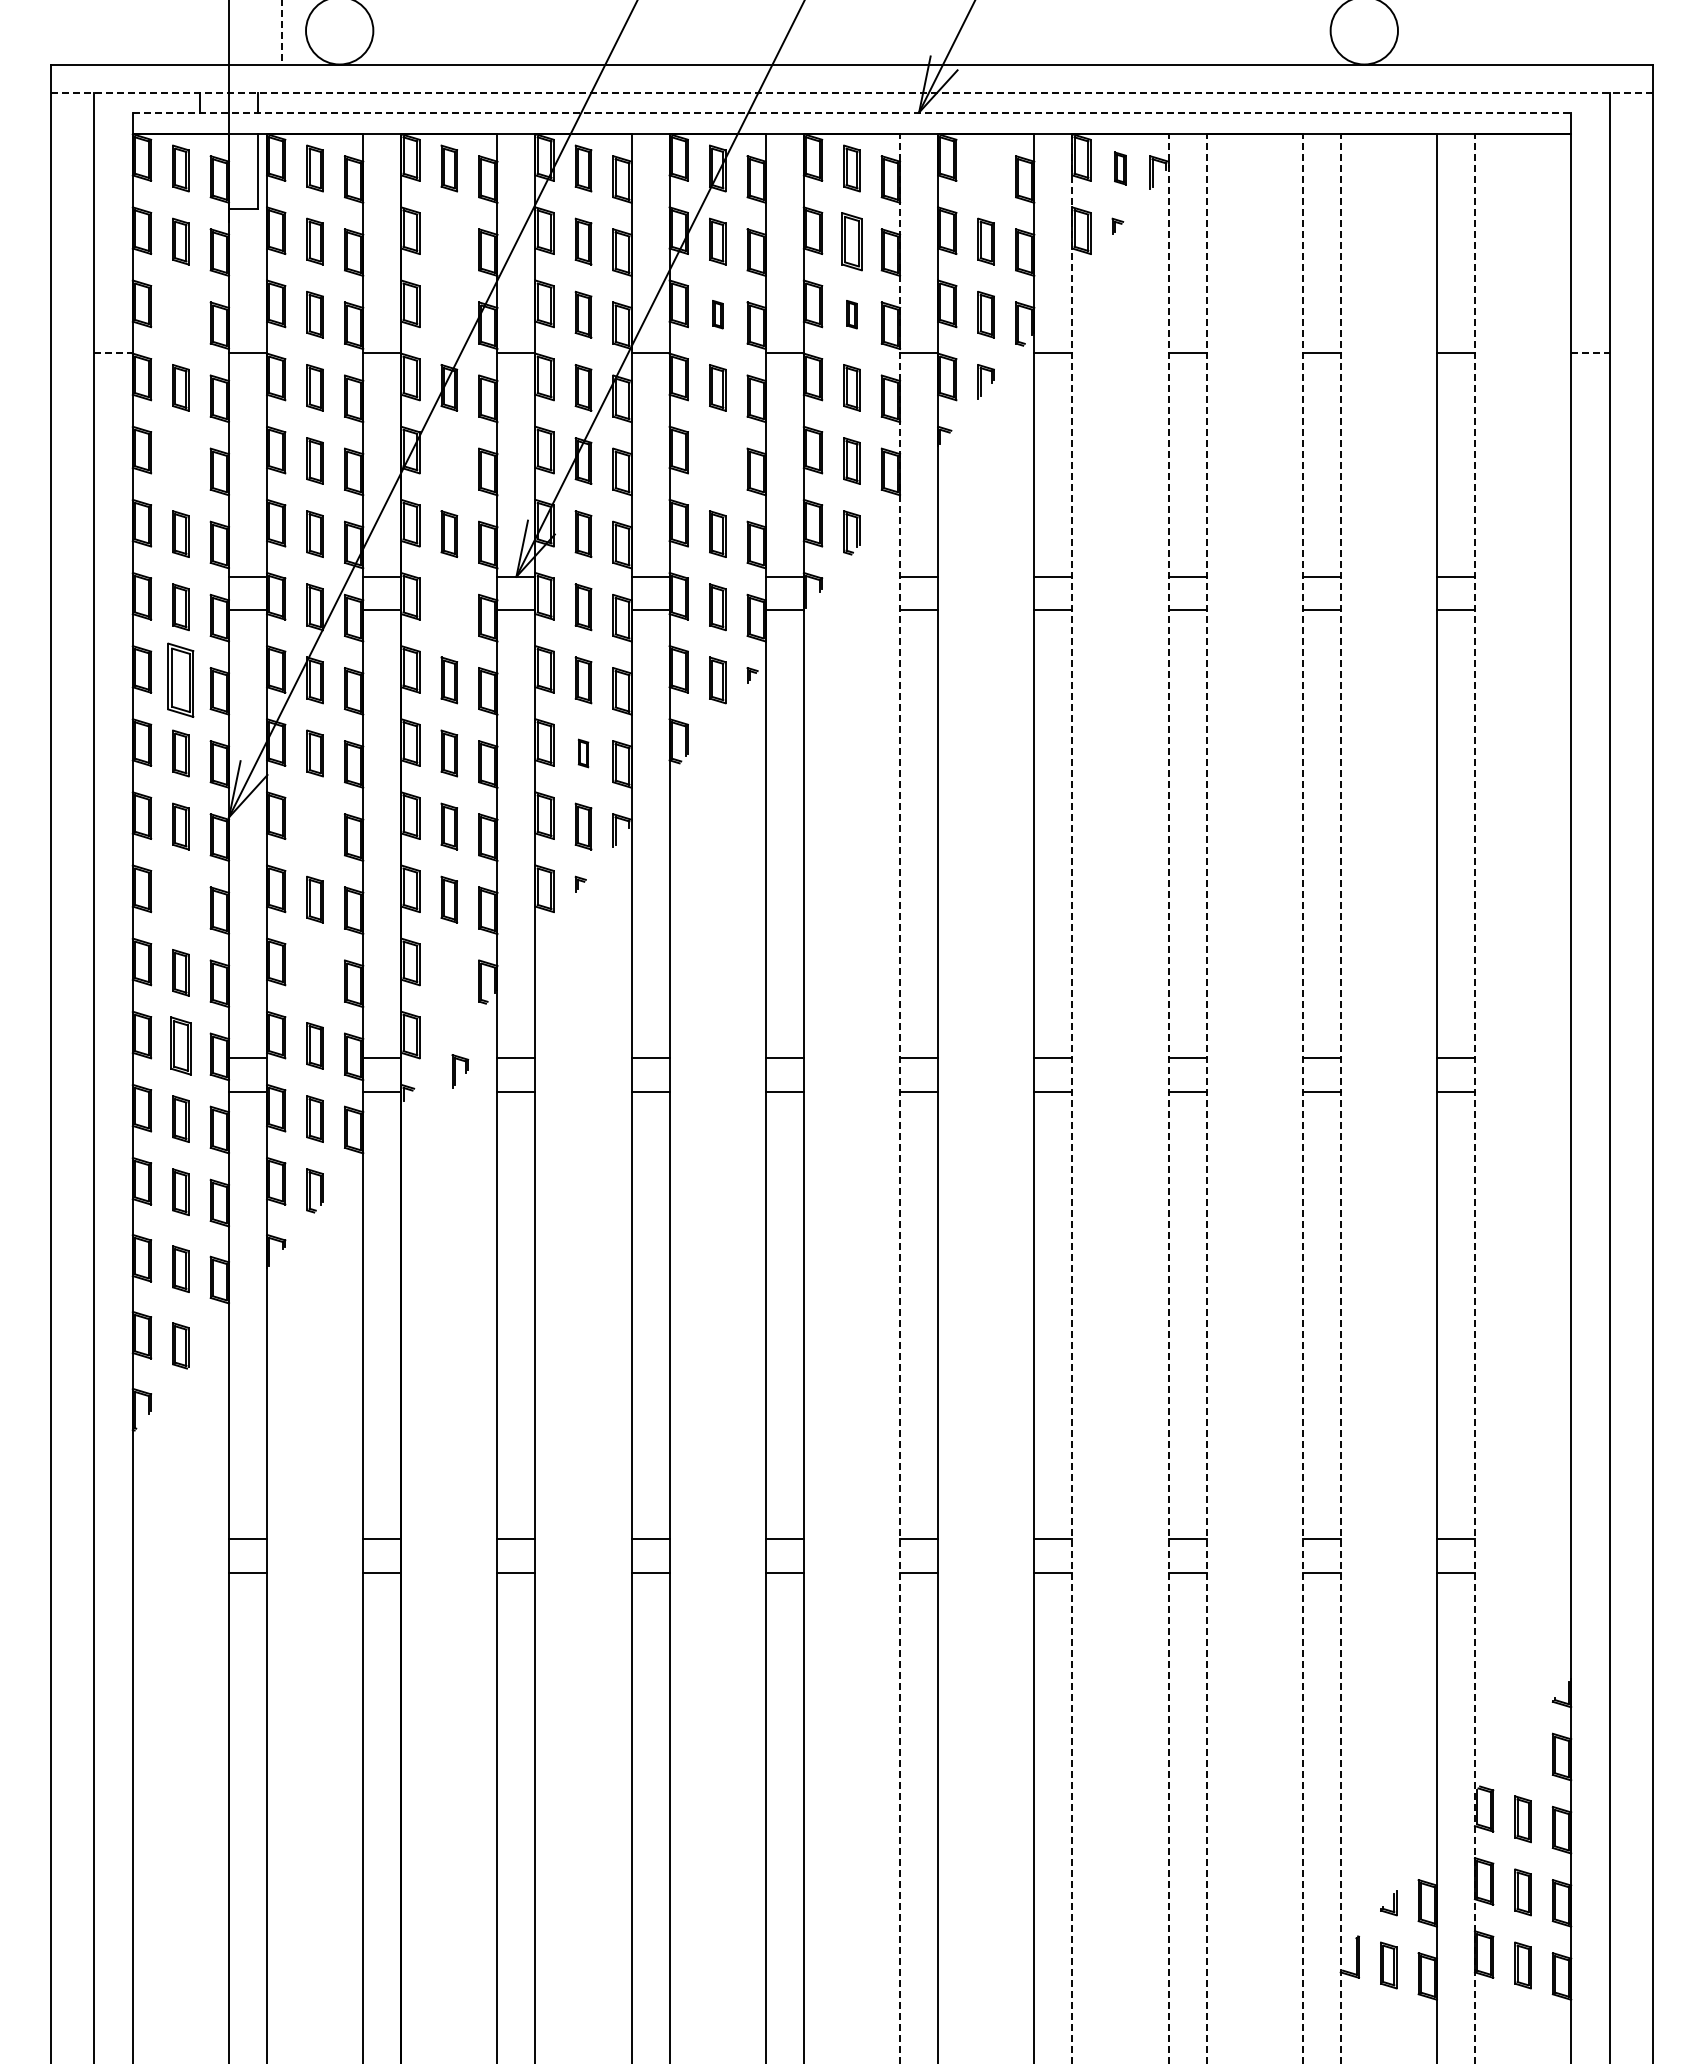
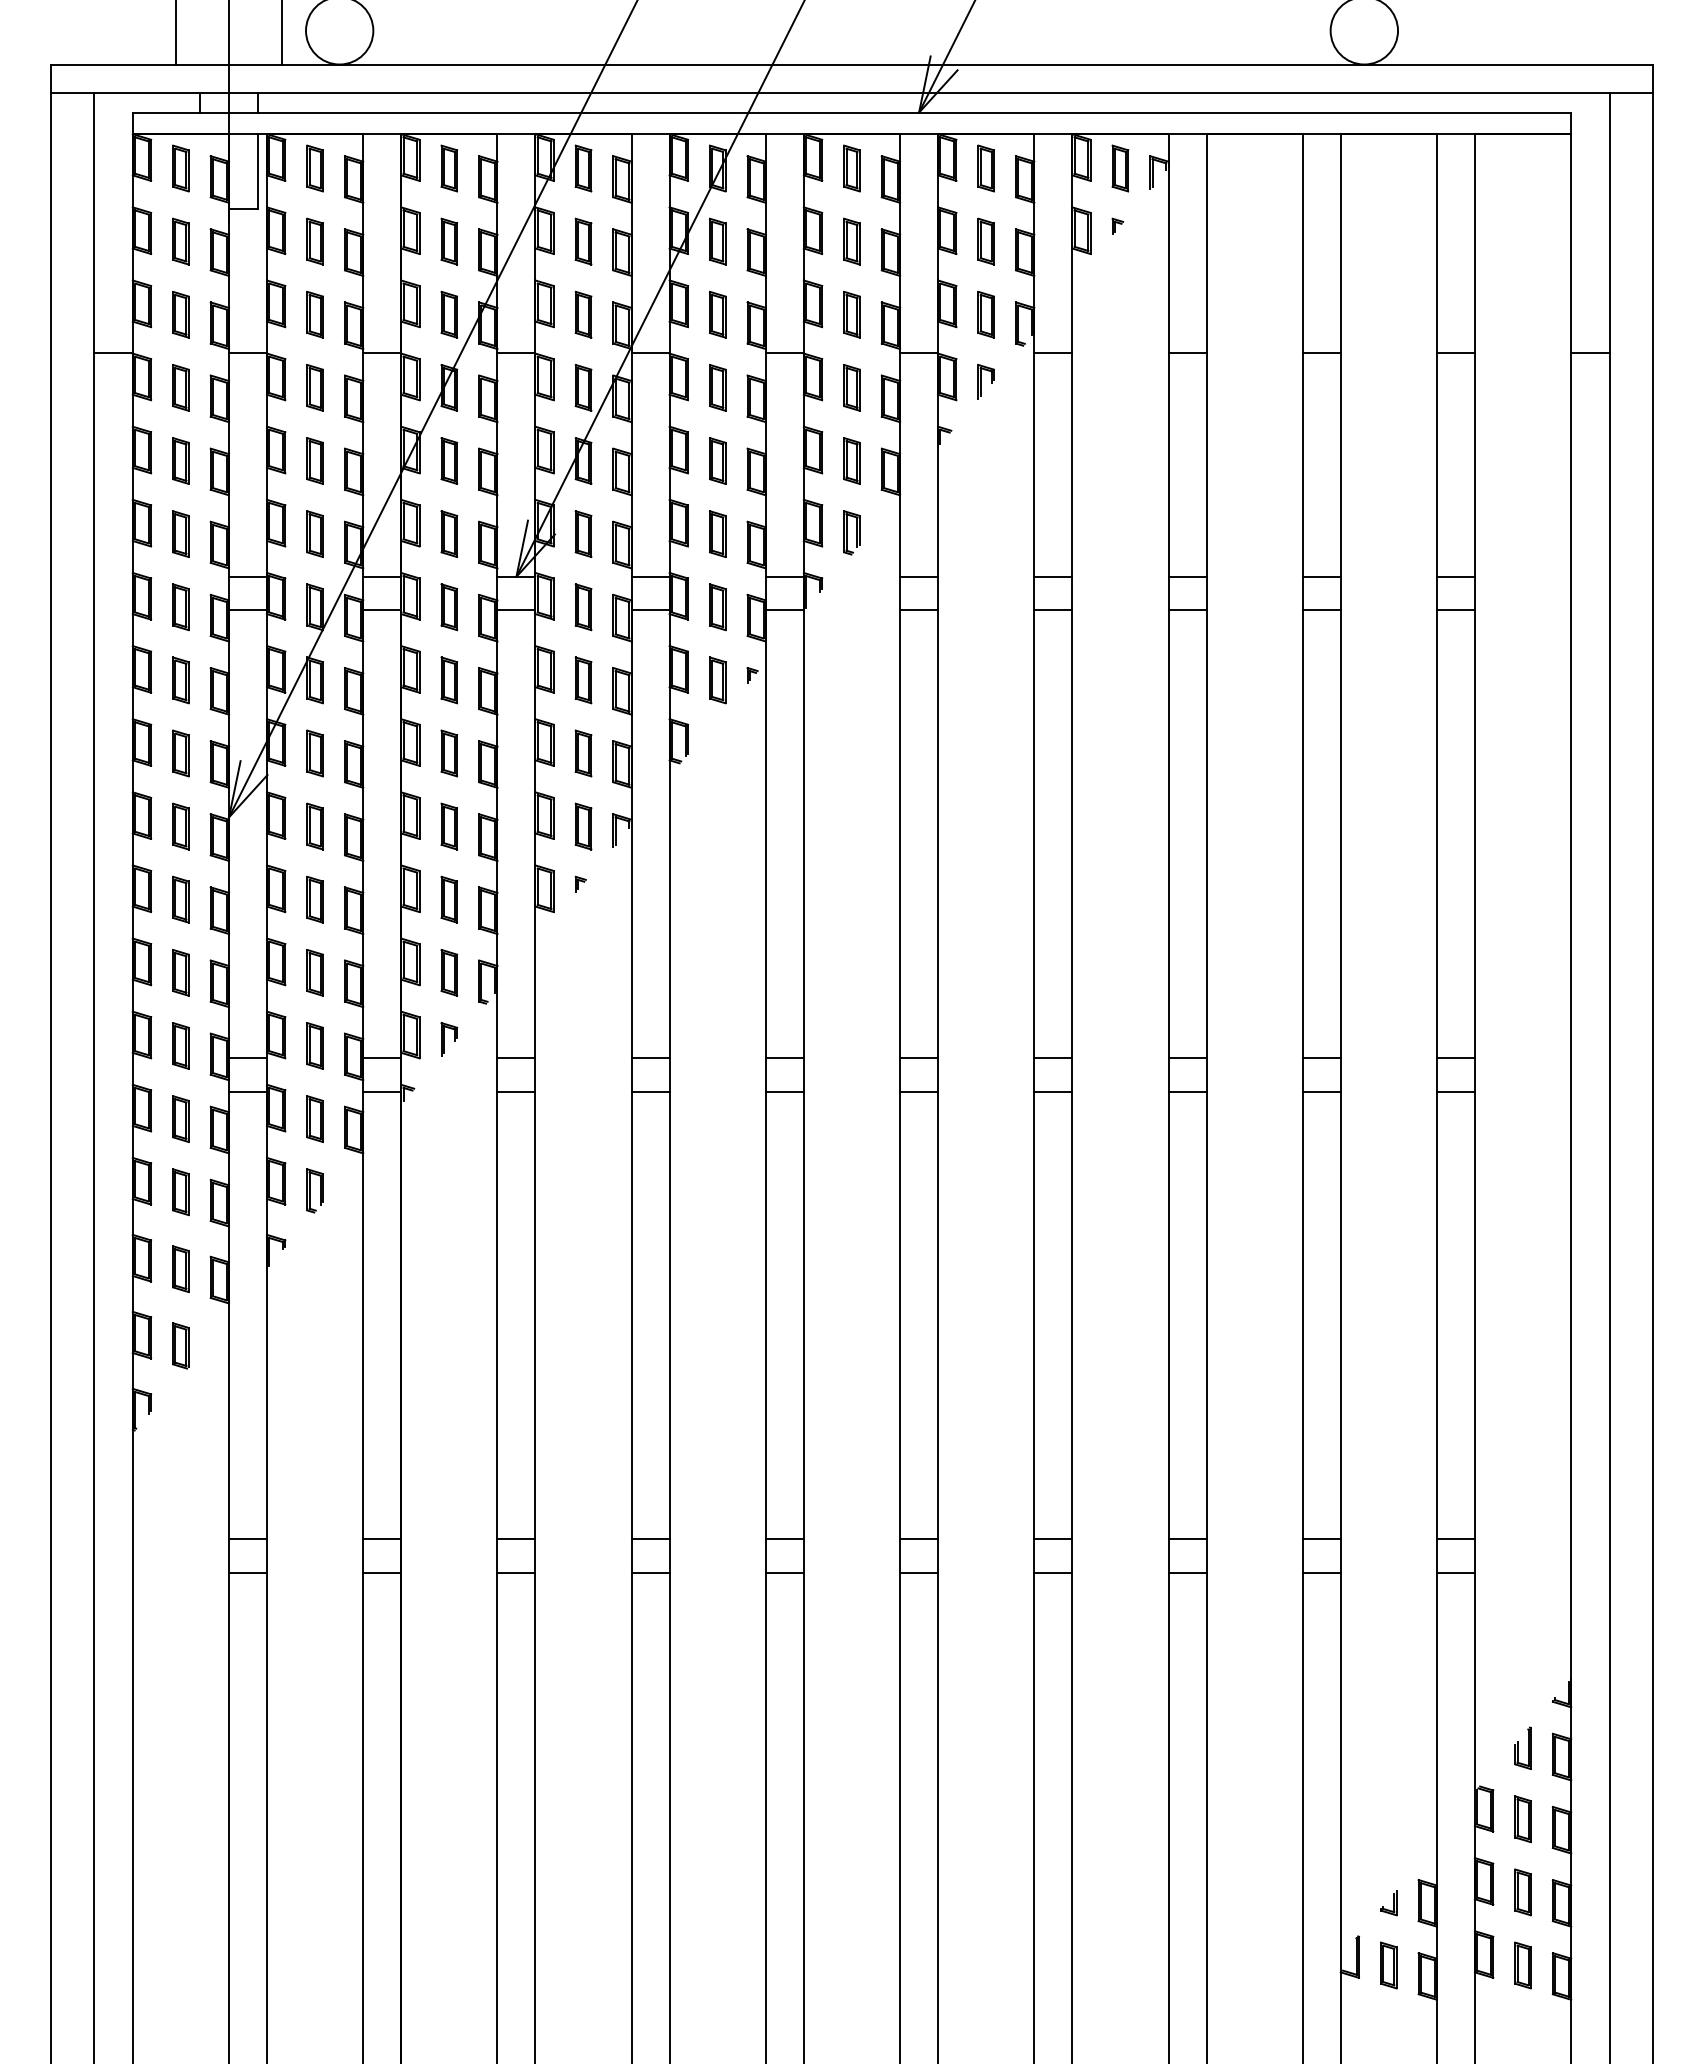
line: dashed -> solid (281, 32)
line: none -> present (176, 33)
line: dashed -> solid (852, 93)
line: dashed -> solid (852, 112)
part: none -> present (985, 168)
part size: 13x35 px -> 19x49 px (1120, 168)
part: none -> present (449, 241)
part size: 22x60 px -> 18x49 px (851, 241)
part: none -> present (180, 314)
part: none -> present (449, 314)
part size: 12x30 px -> 18x49 px (717, 314)
part size: 12x30 px -> 18x49 px (851, 314)
line: dashed -> solid (114, 353)
line: dashed -> solid (1590, 353)
part: none -> present (180, 460)
part: none -> present (449, 460)
part: none -> present (717, 460)
part: none -> present (449, 607)
part size: 28x76 px -> 18x49 px (180, 680)
part size: 13x31 px -> 19x49 px (583, 753)
part: none -> present (314, 826)
part: none -> present (180, 899)
part: none -> present (314, 972)
part: none -> present (449, 972)
part size: 22x60 px -> 18x48 px (180, 1045)
part position: (460, 1071) -> (449, 1039) (449, 1039)
line: dashed -> solid (900, 1098)
line: dashed -> solid (1072, 1098)
line: dashed -> solid (1168, 1098)
line: dashed -> solid (1206, 1098)
line: dashed -> solid (1302, 1098)
line: dashed -> solid (1340, 1098)
line: dashed -> solid (1474, 1098)
part: none -> present (1522, 1747)
